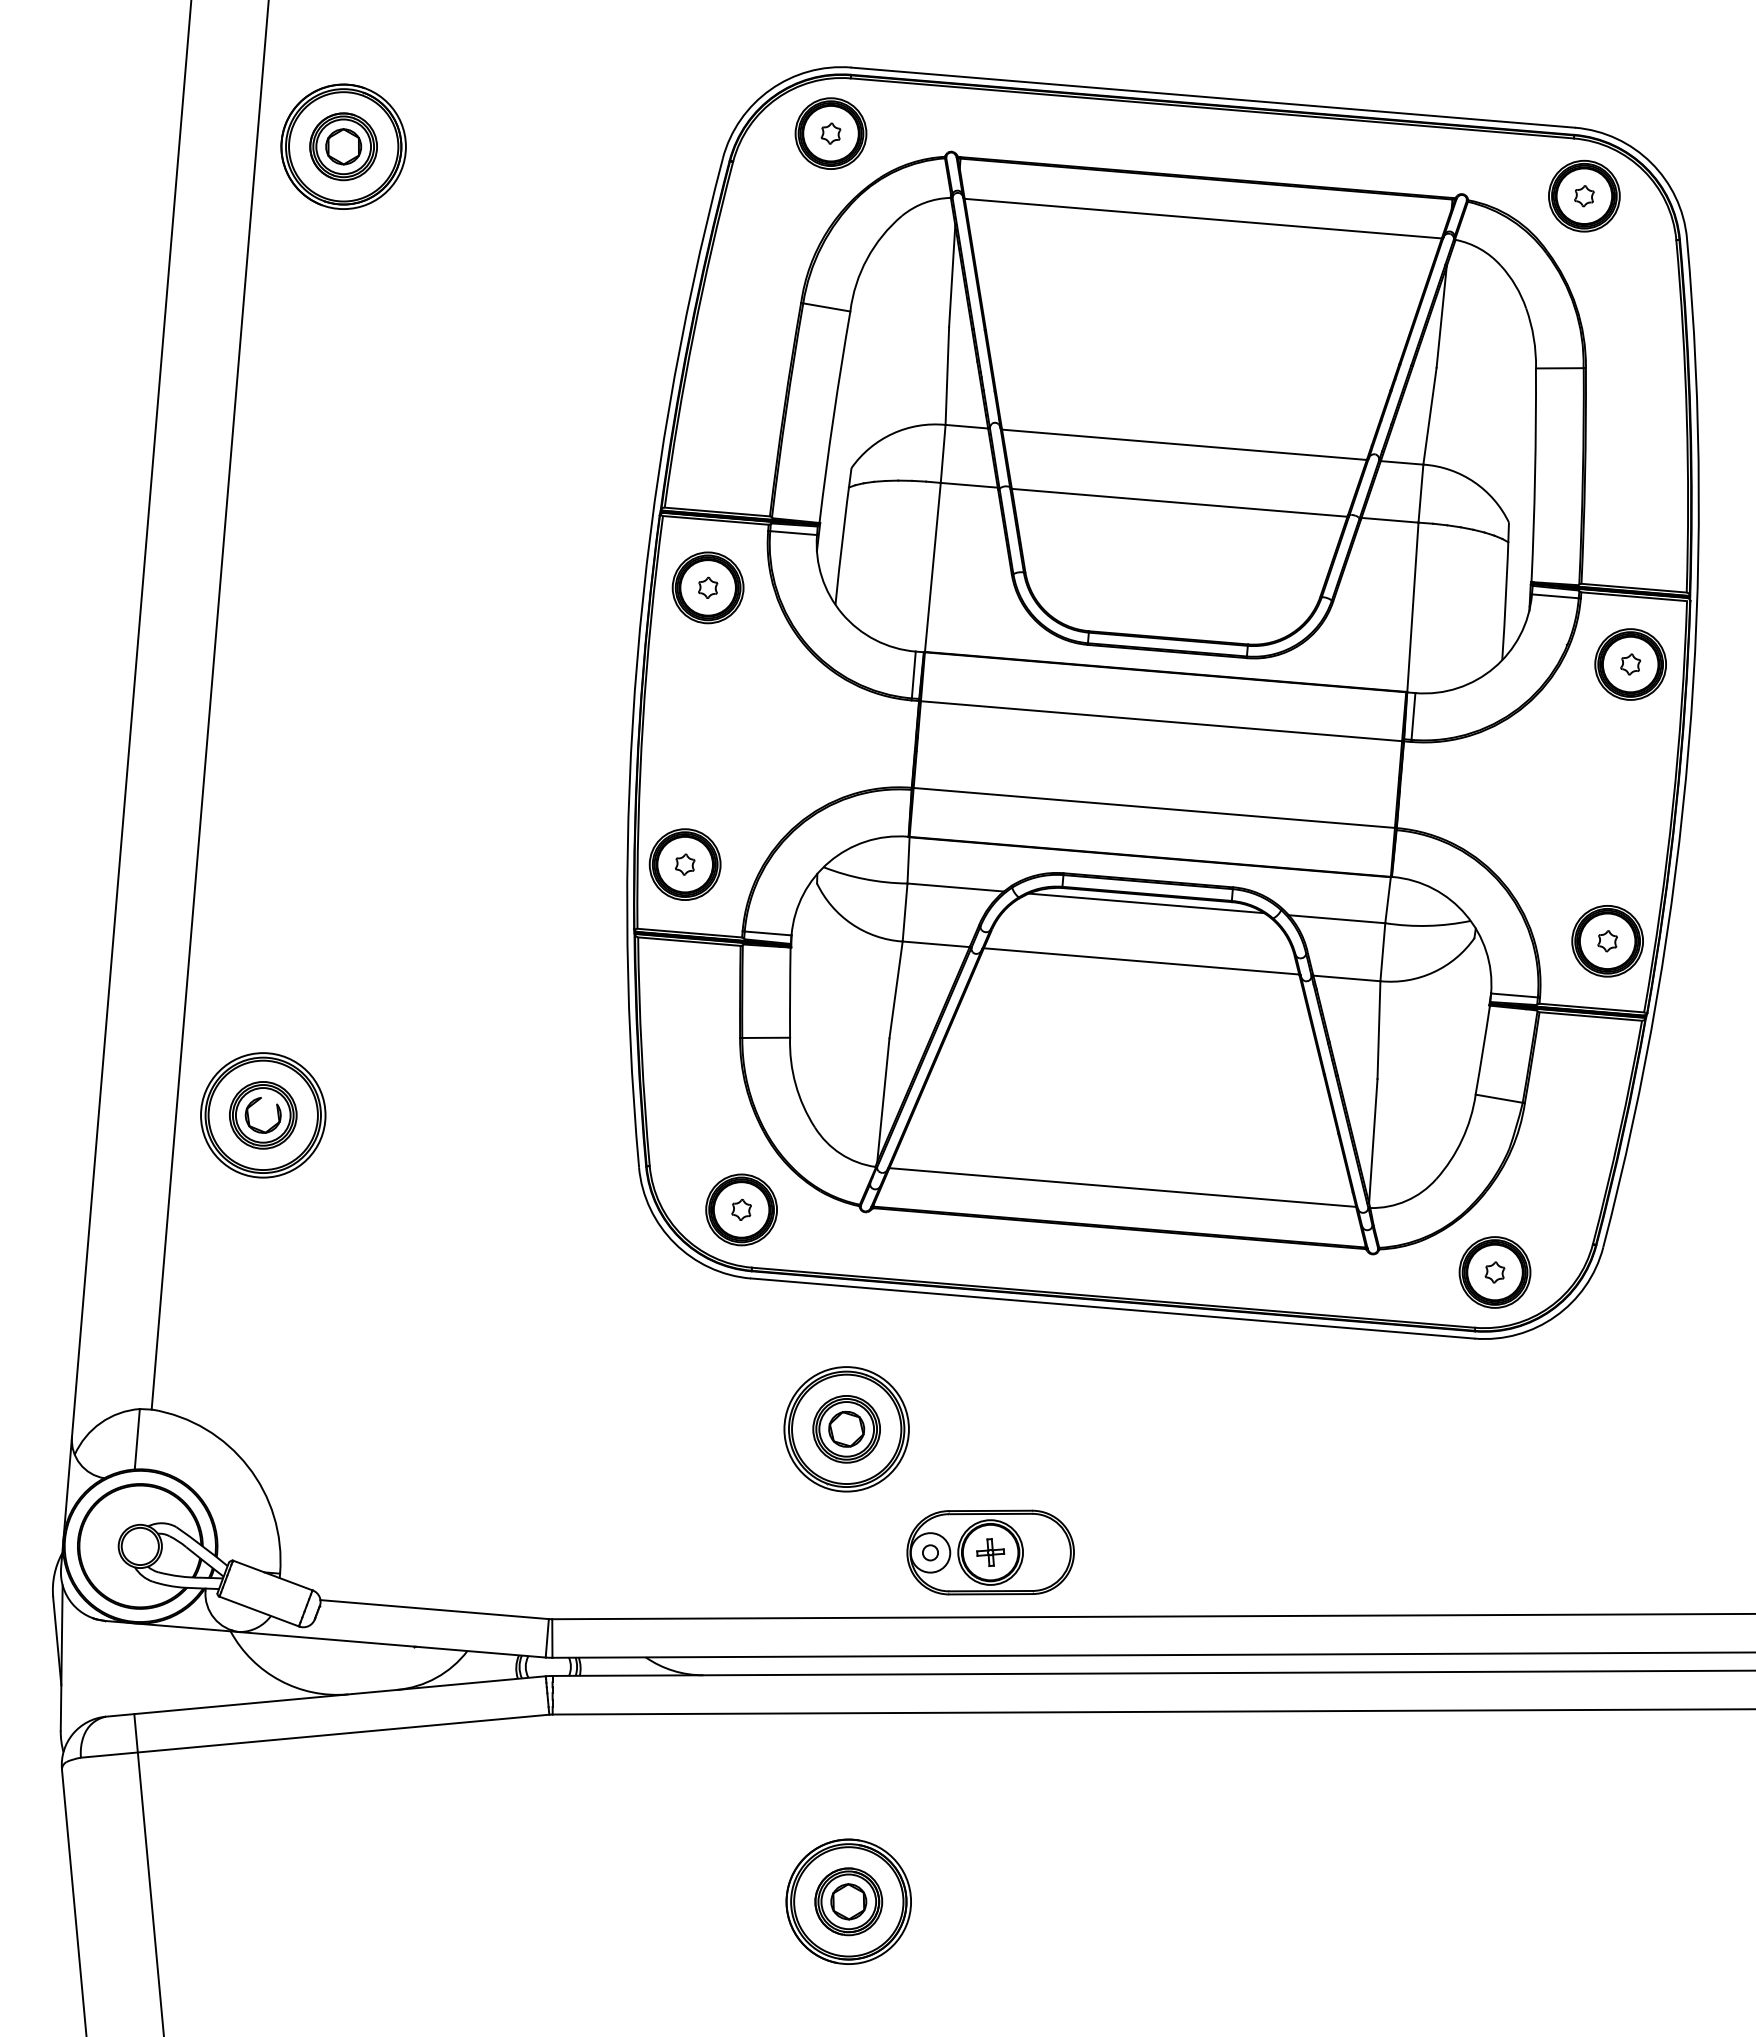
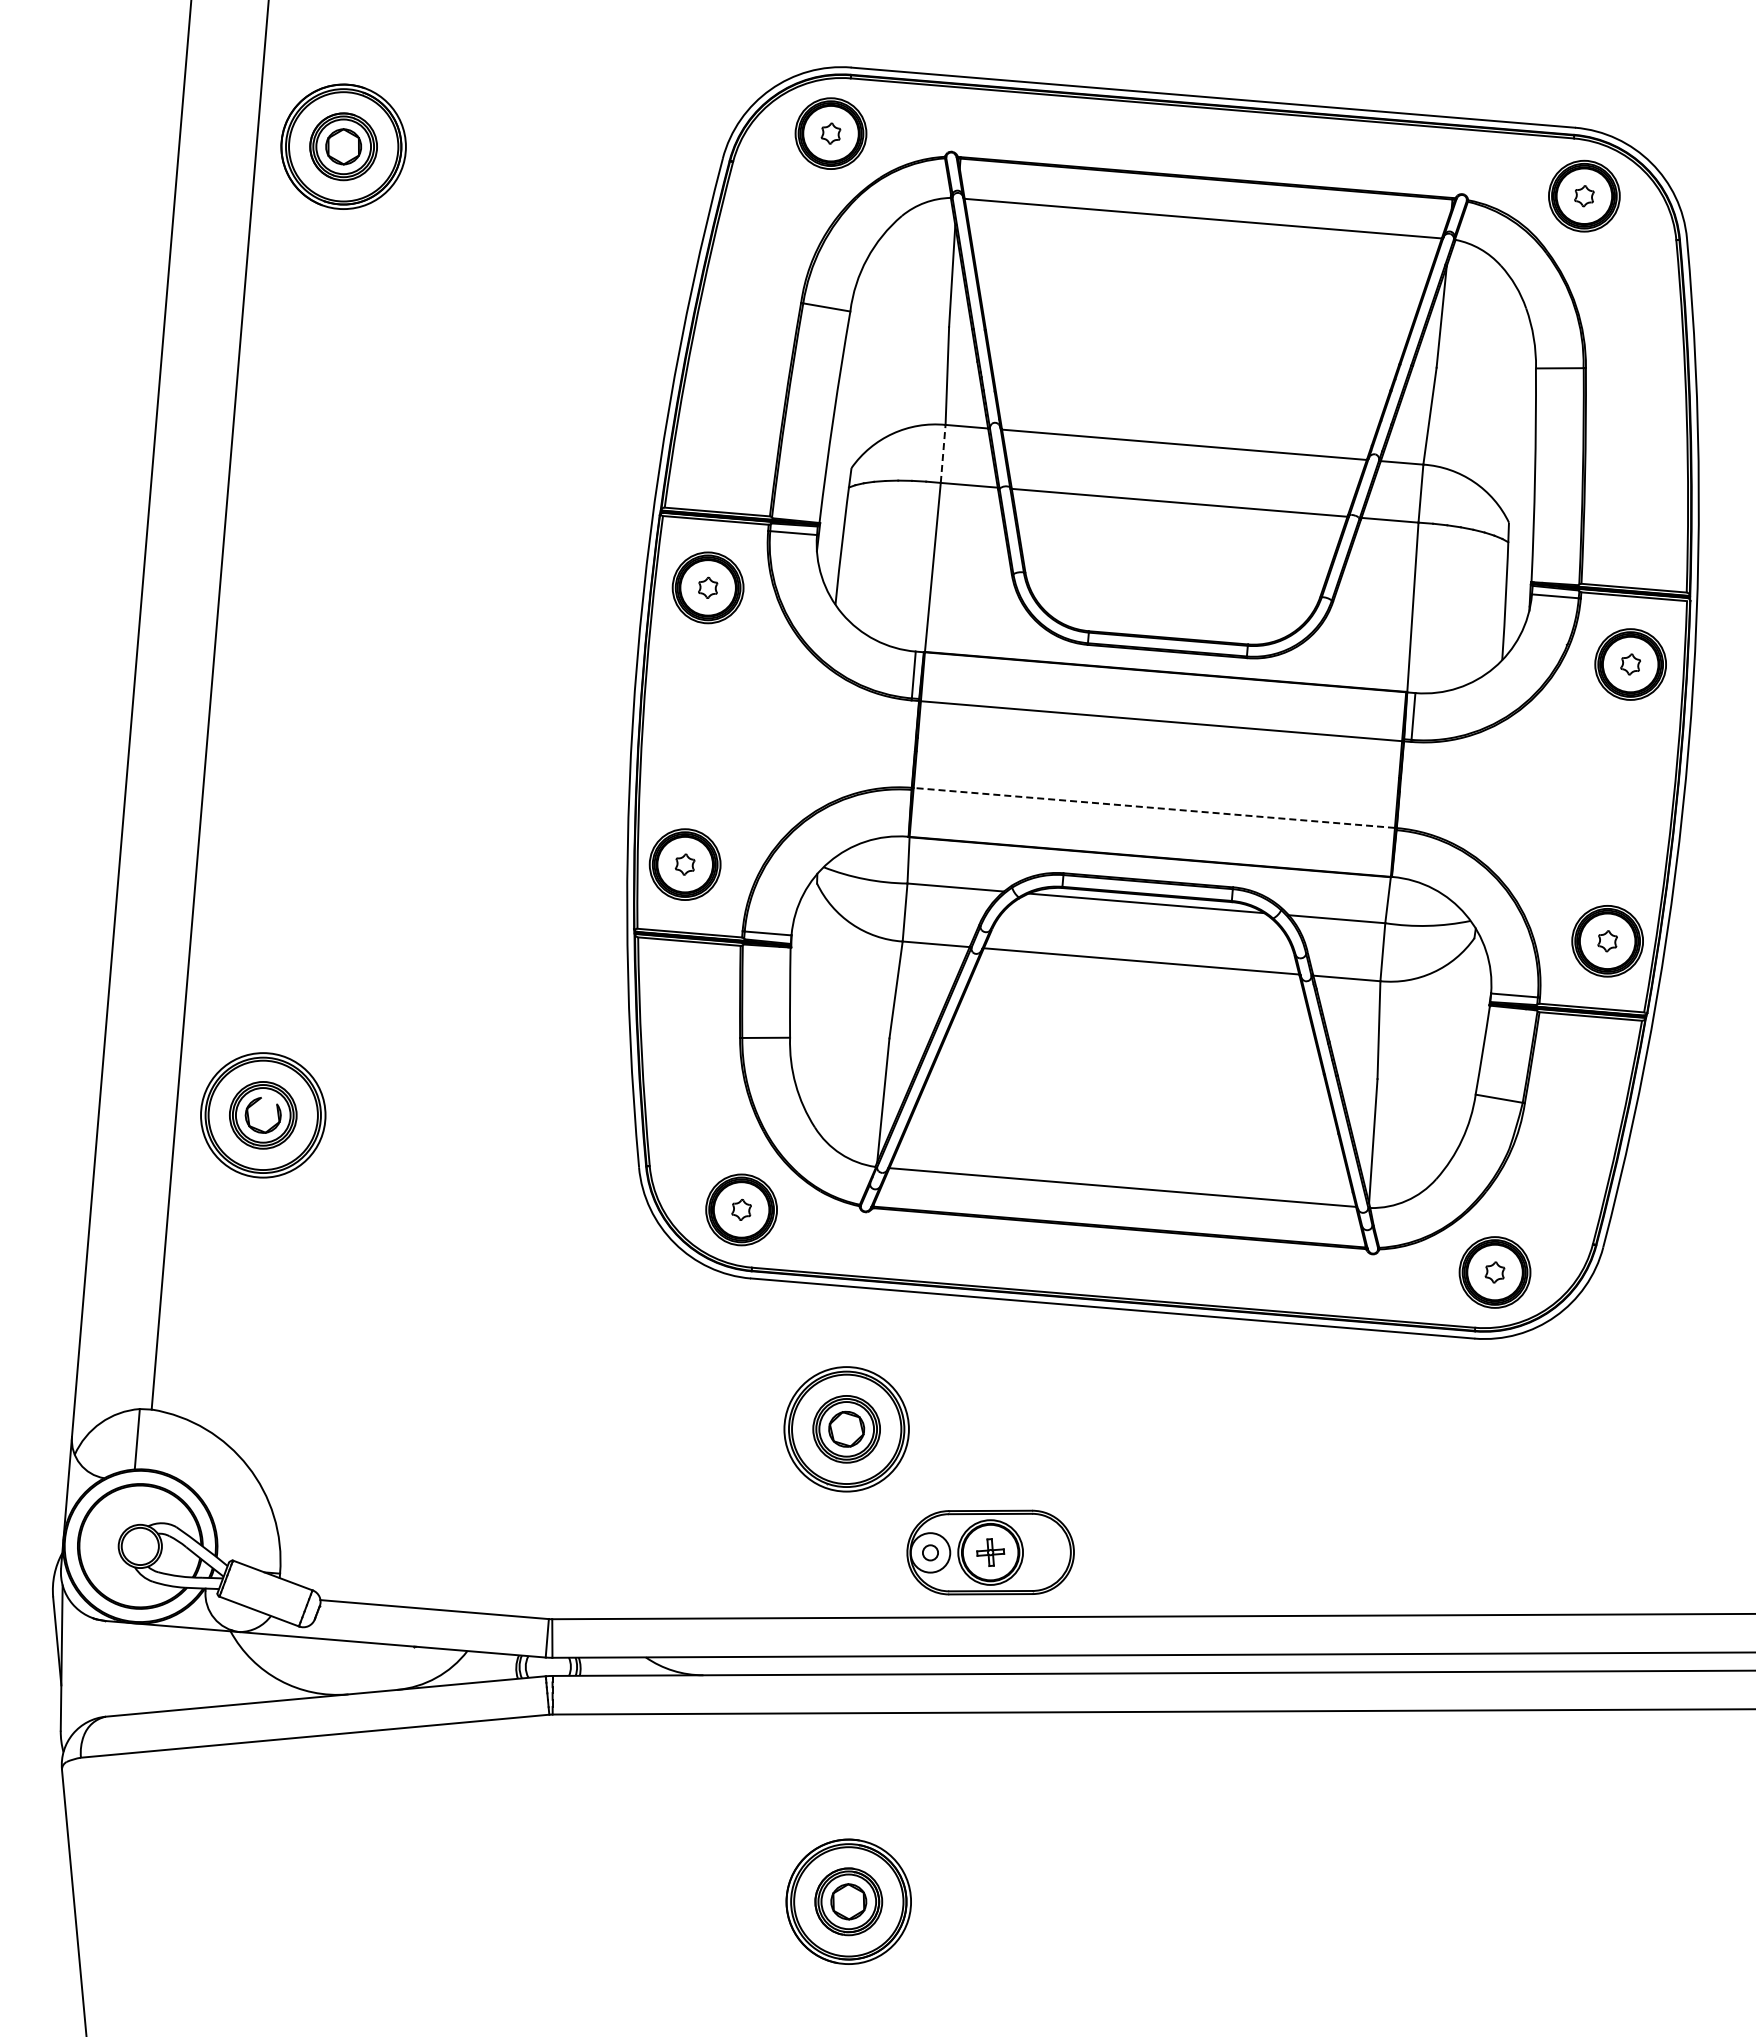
line: solid -> dashed (943, 453)
line: solid -> dashed (1153, 807)
line: present -> none (148, 1873)
